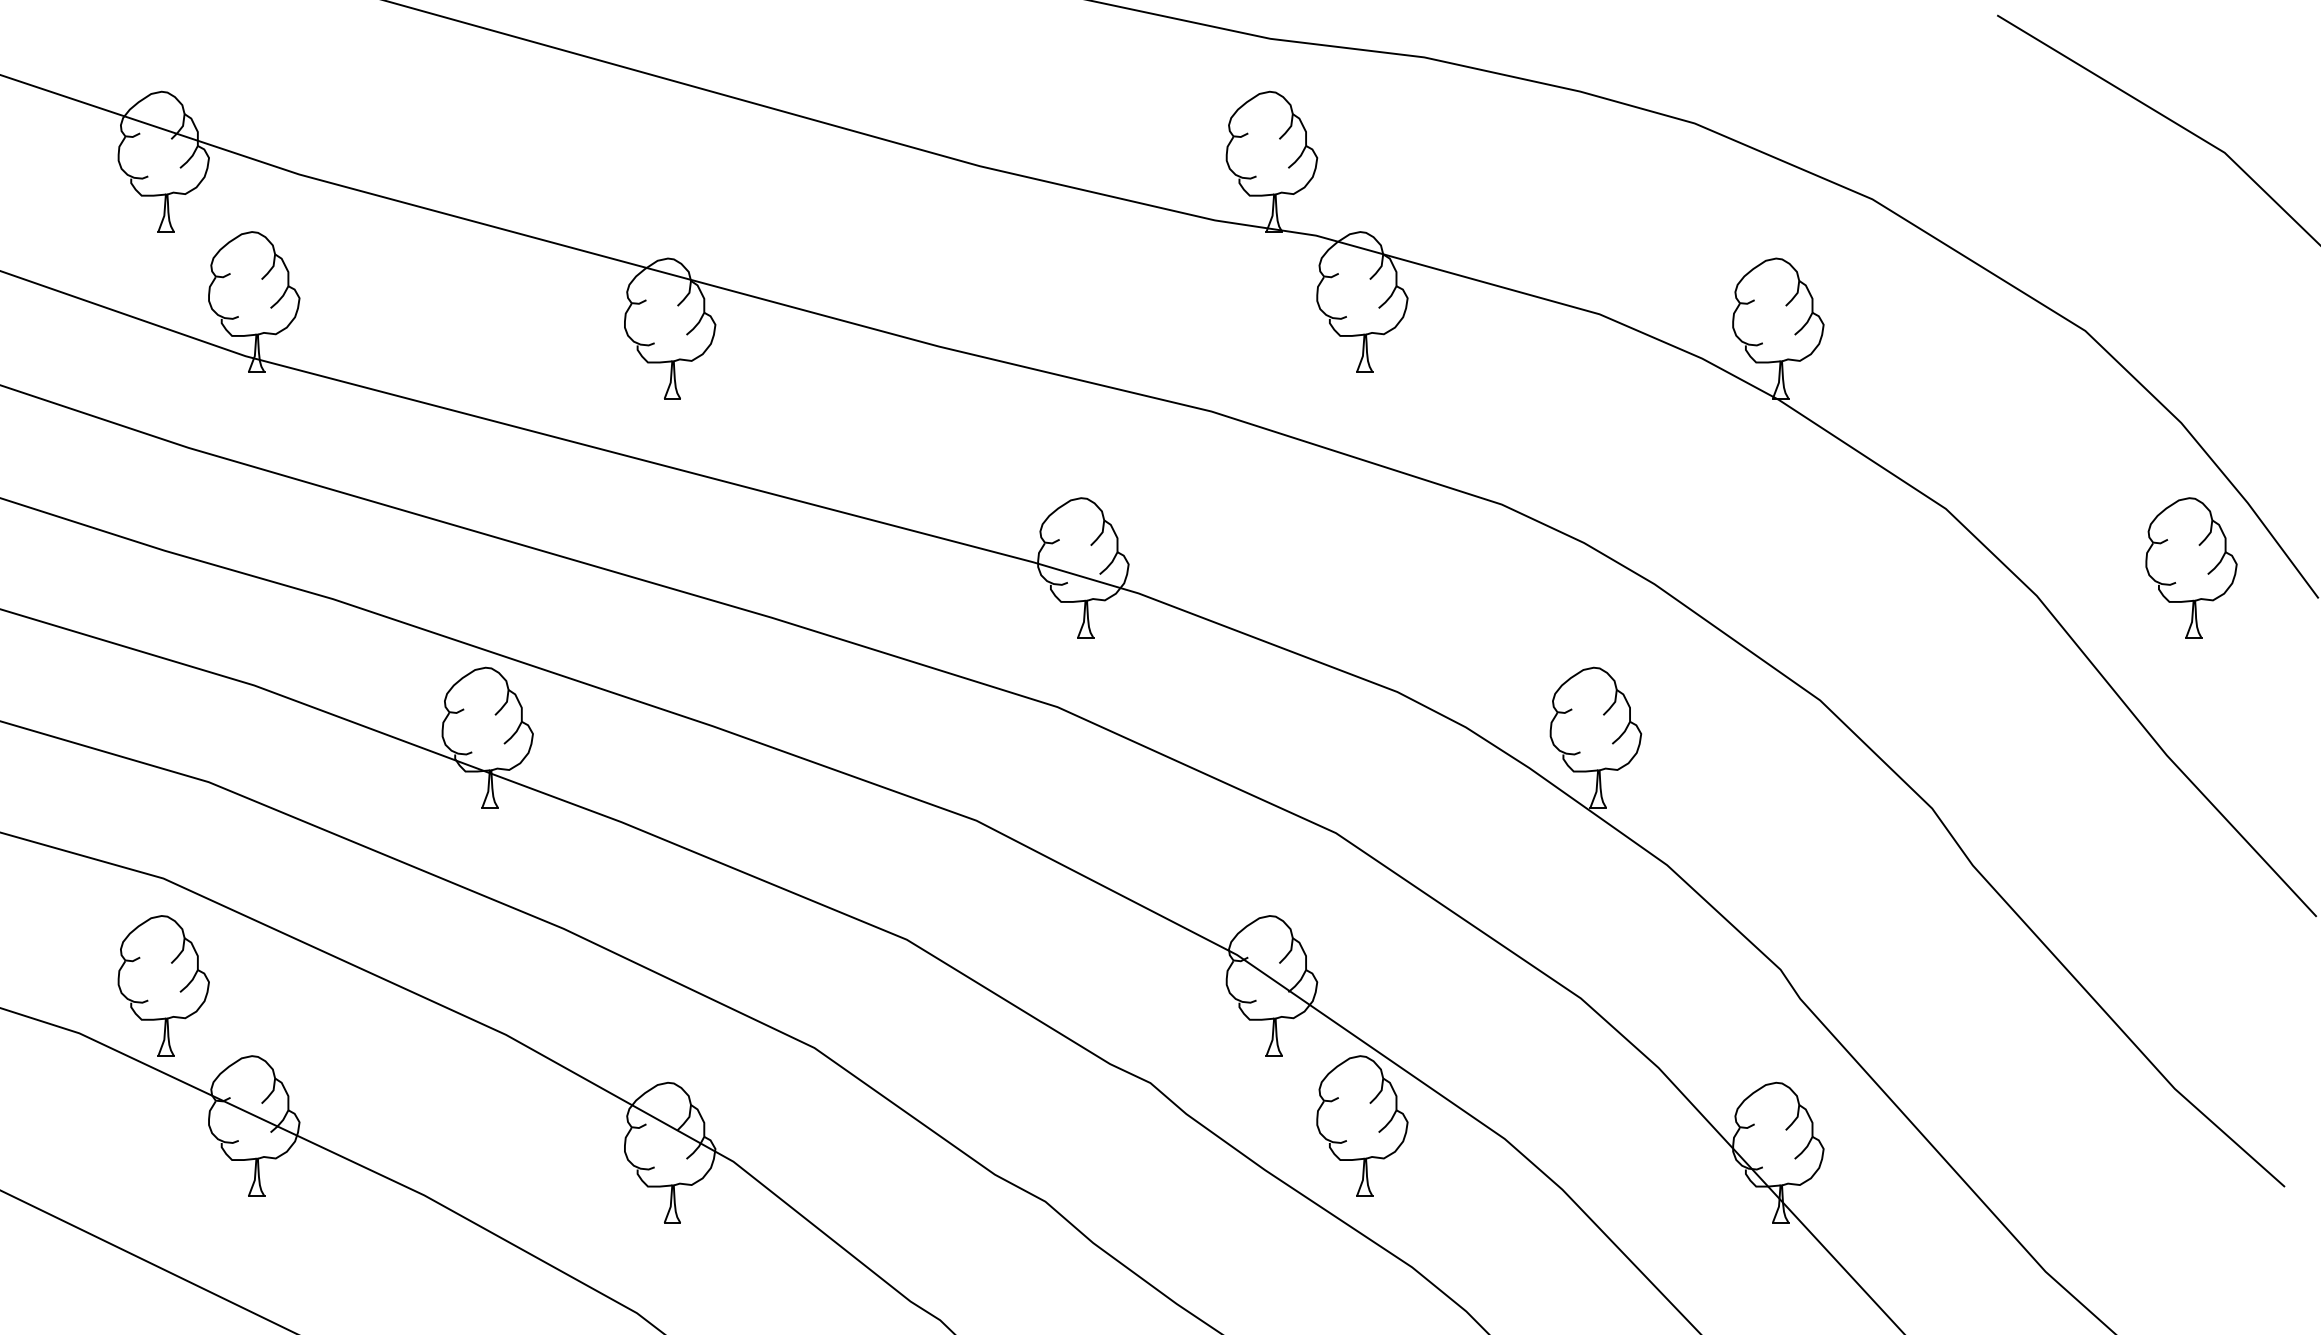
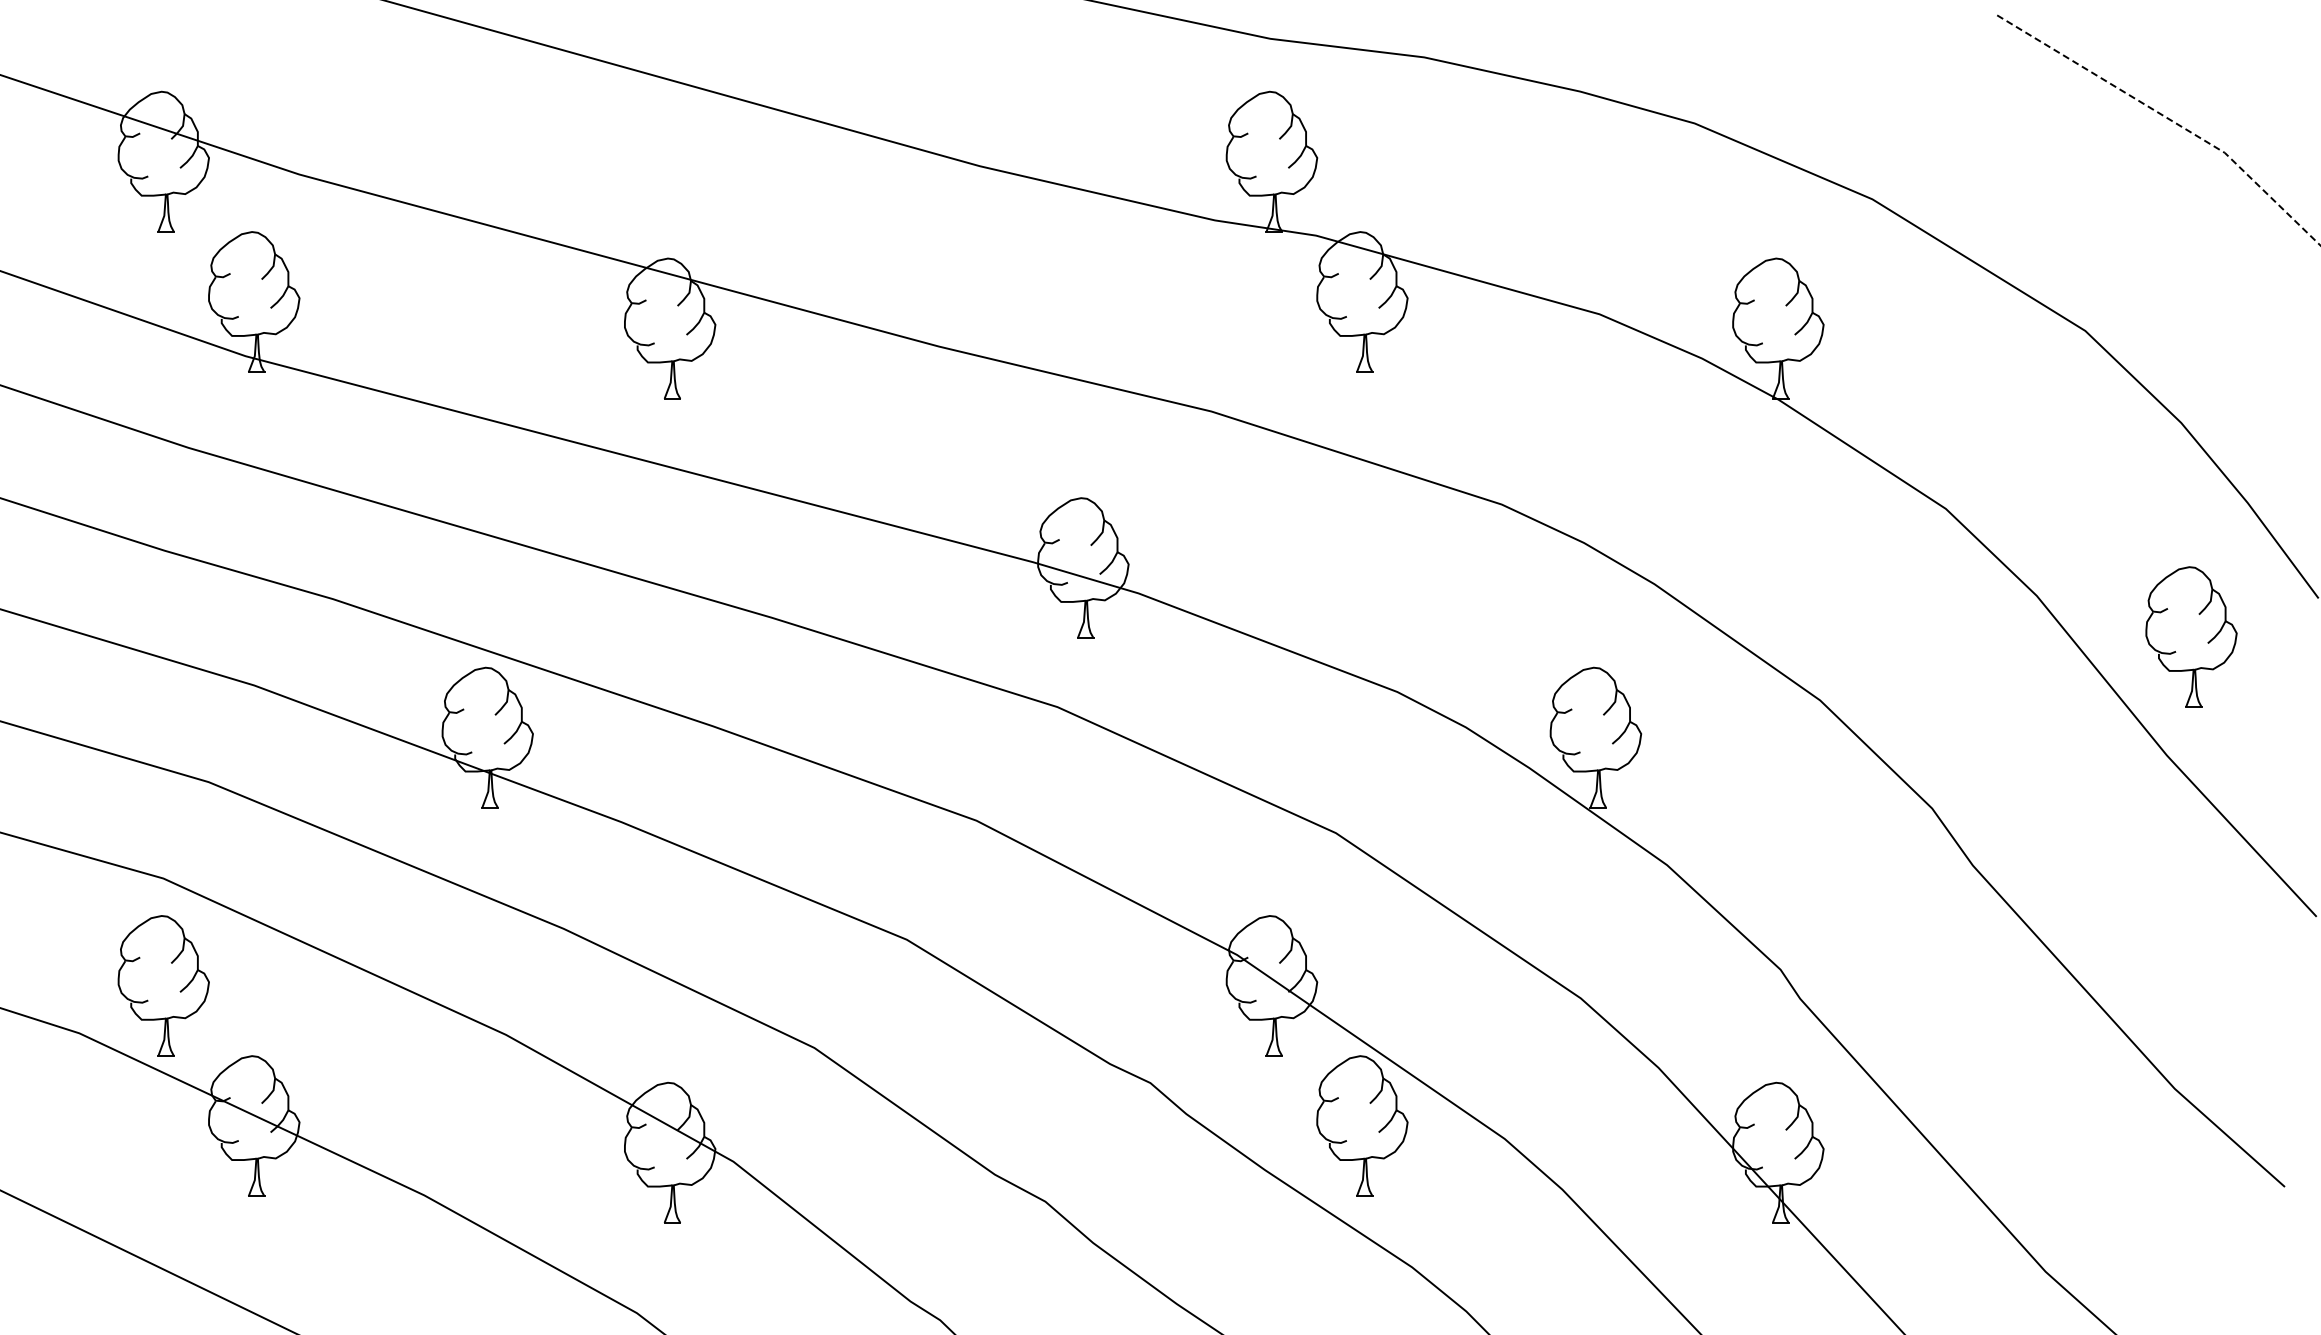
line: solid -> dashed (2169, 119)
part position: (2191, 567) -> (2191, 636) (2191, 636)
